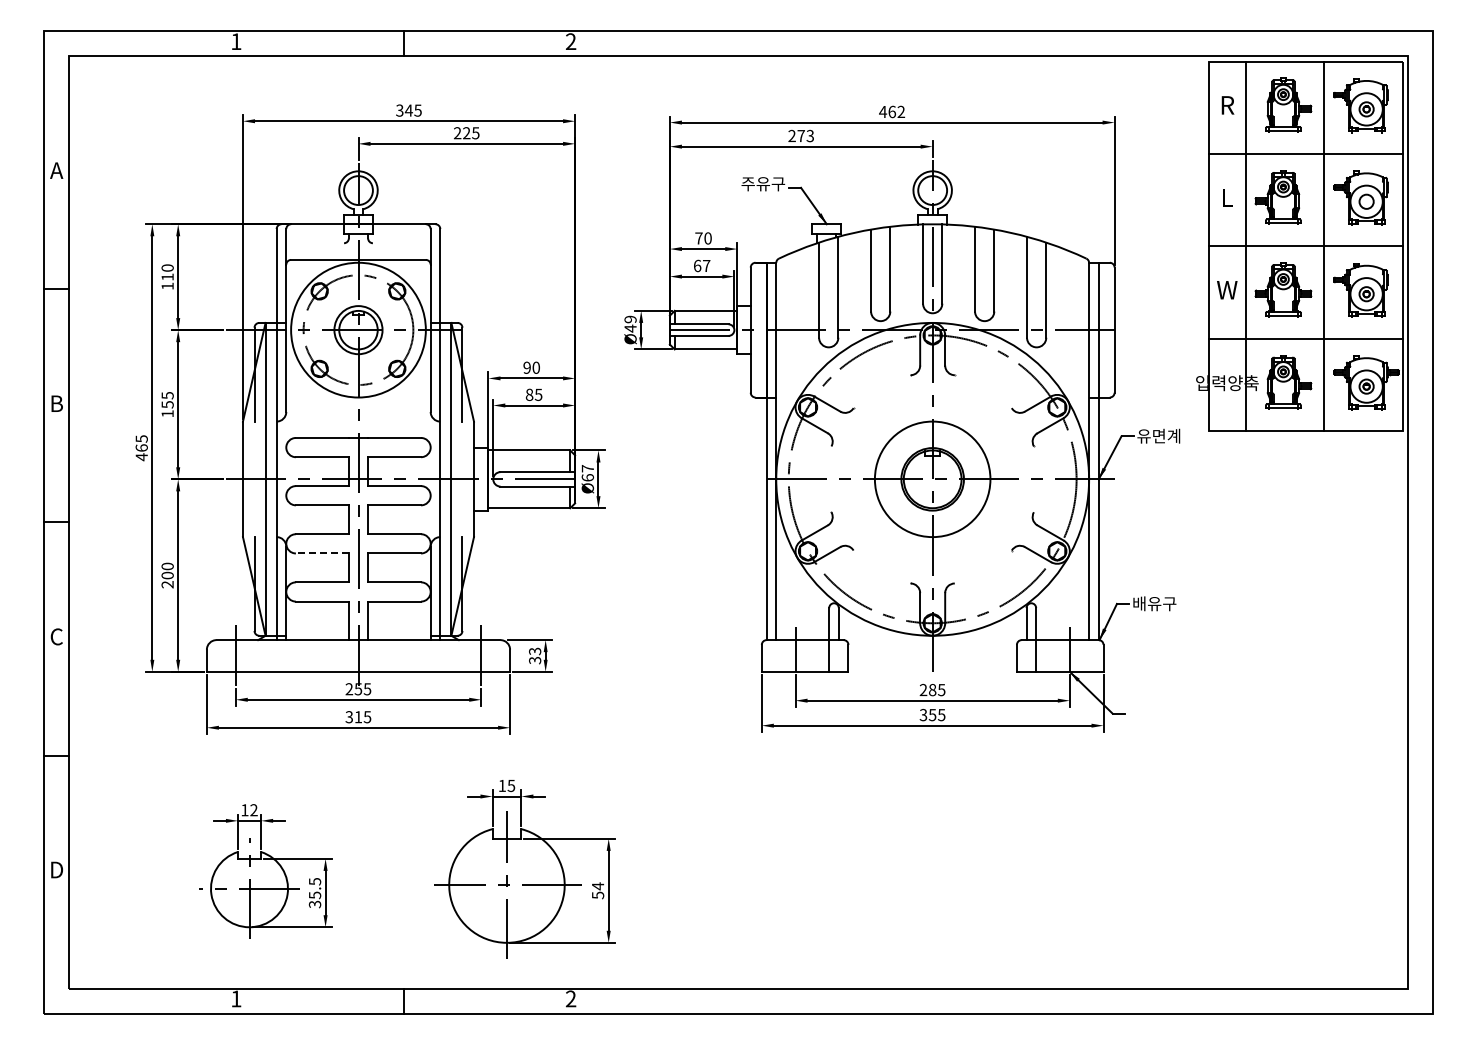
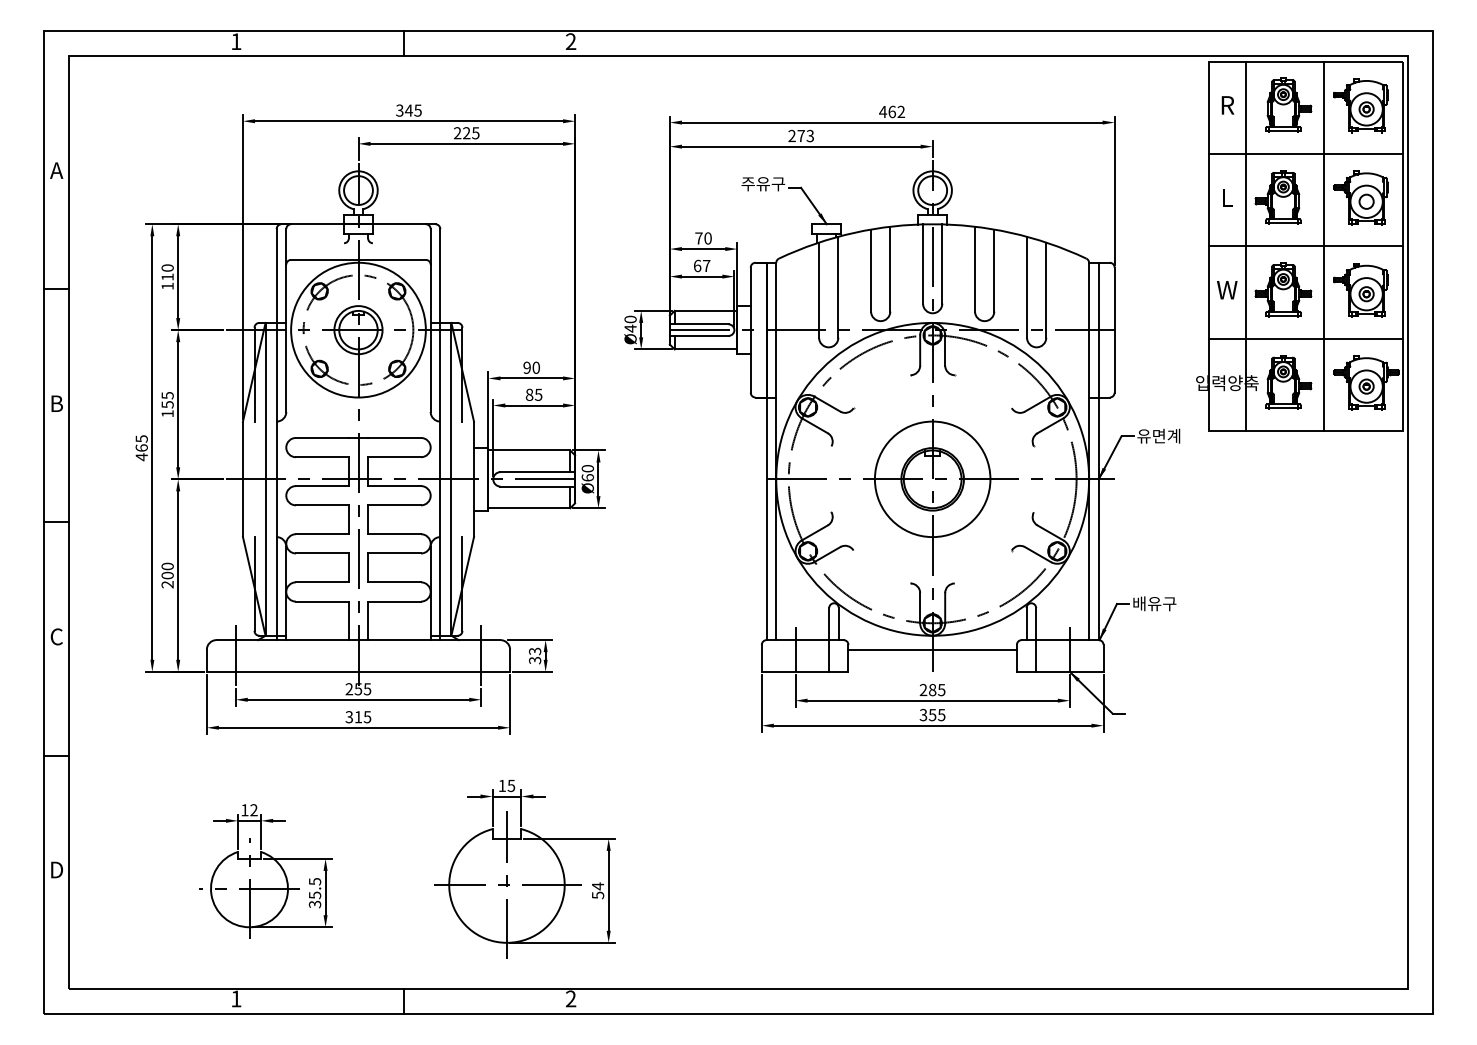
text: Ø49 -> Ø40 (630, 319)
text: Ø67 -> Ø60 (587, 468)
line: dashed -> solid (321, 553)
line: none -> present (932, 649)
